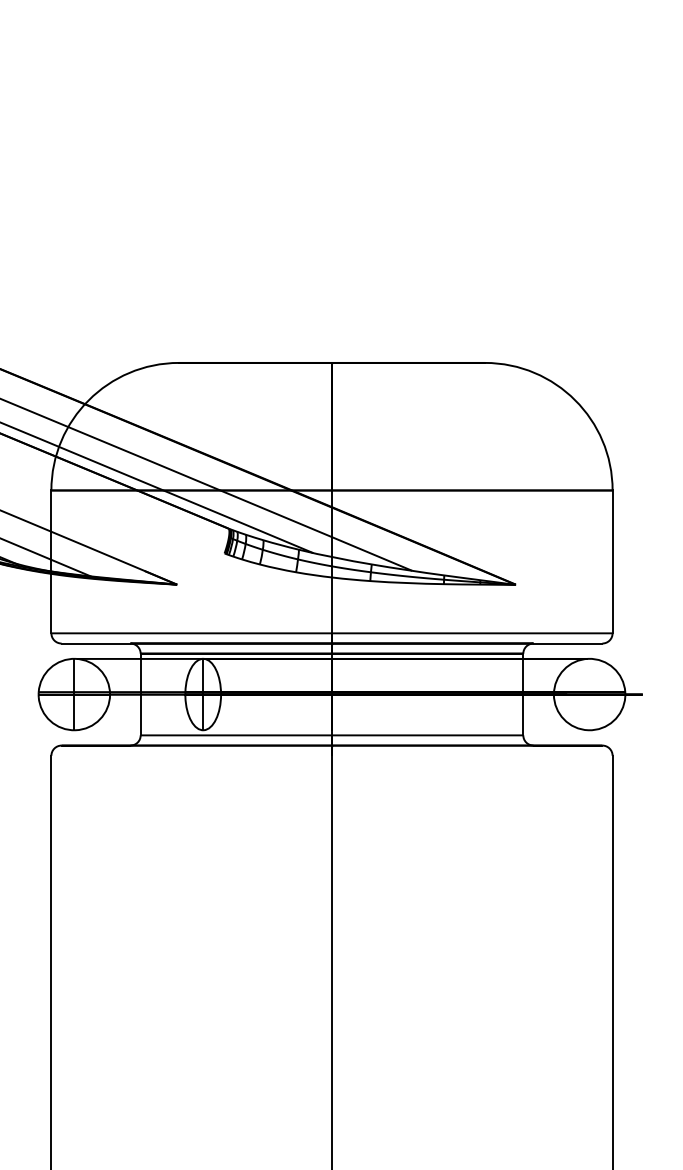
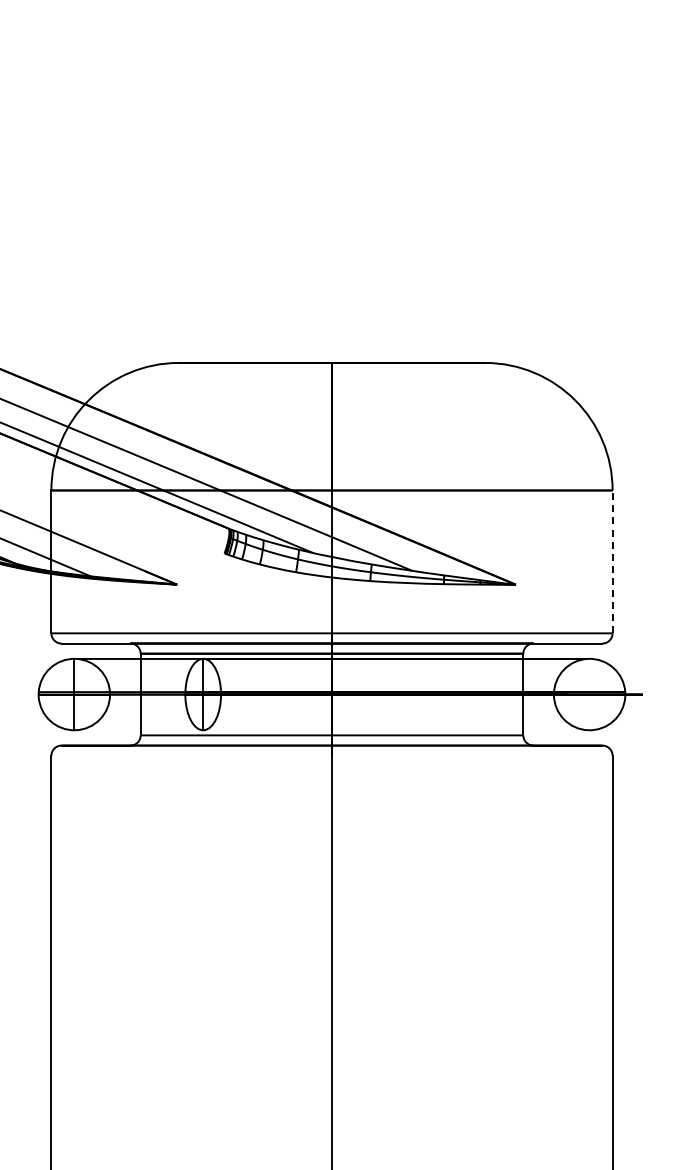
line: solid -> dashed (612, 561)
